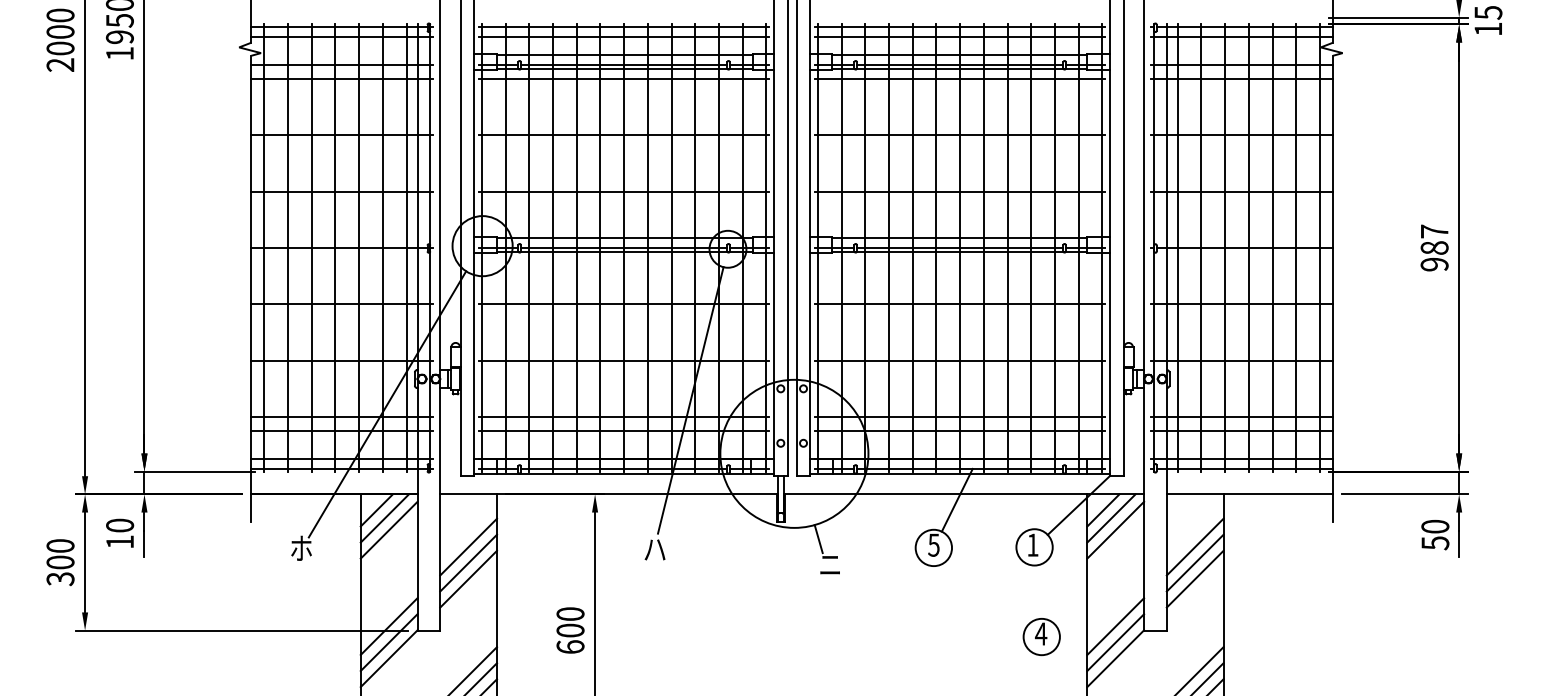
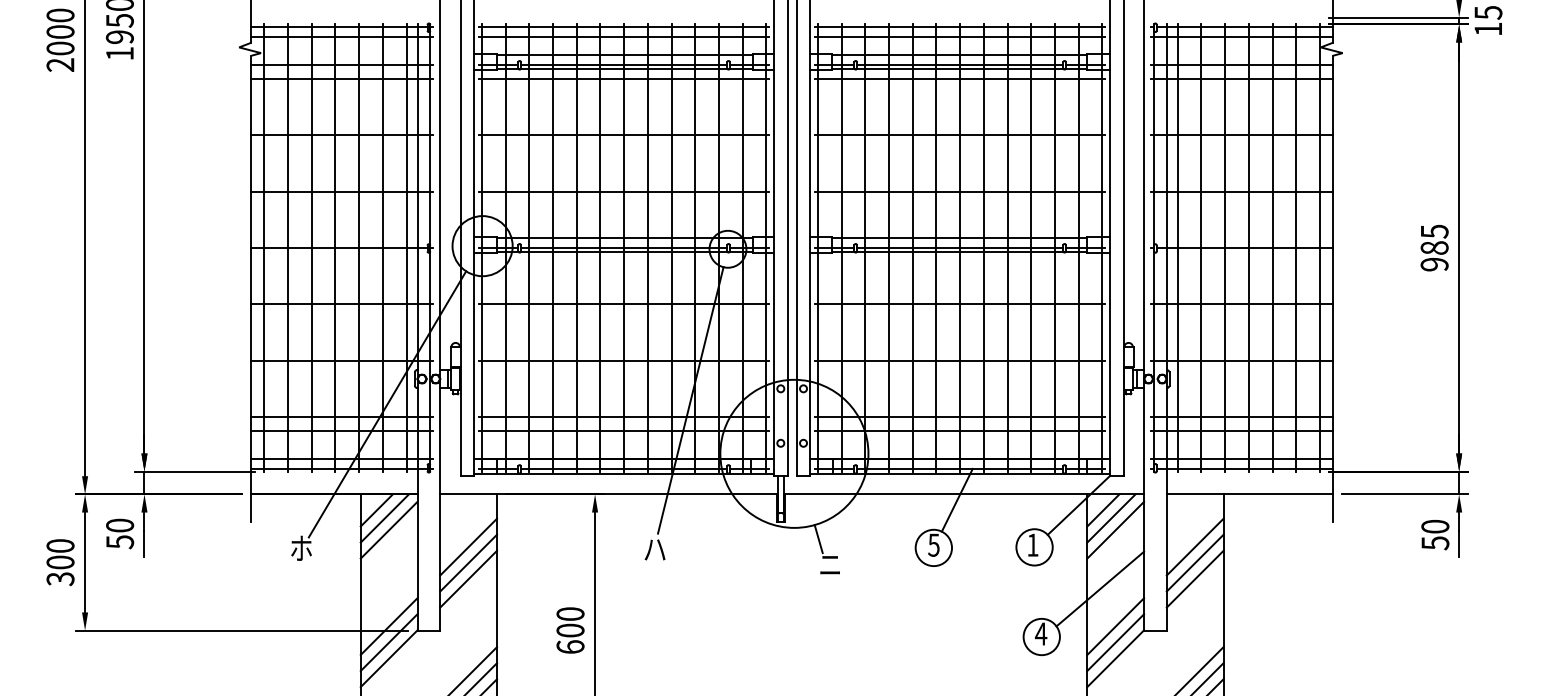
text: 987 -> 985 (1434, 231)
text: 10 -> 50 (120, 542)
line: none -> present (1100, 588)
